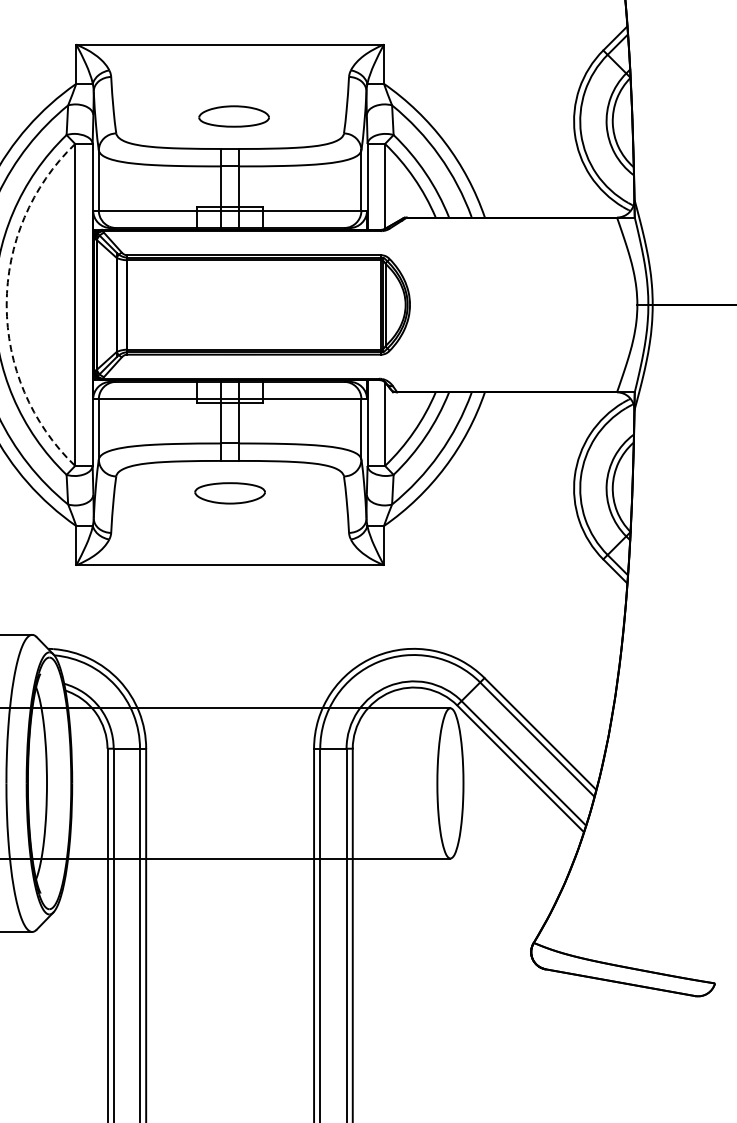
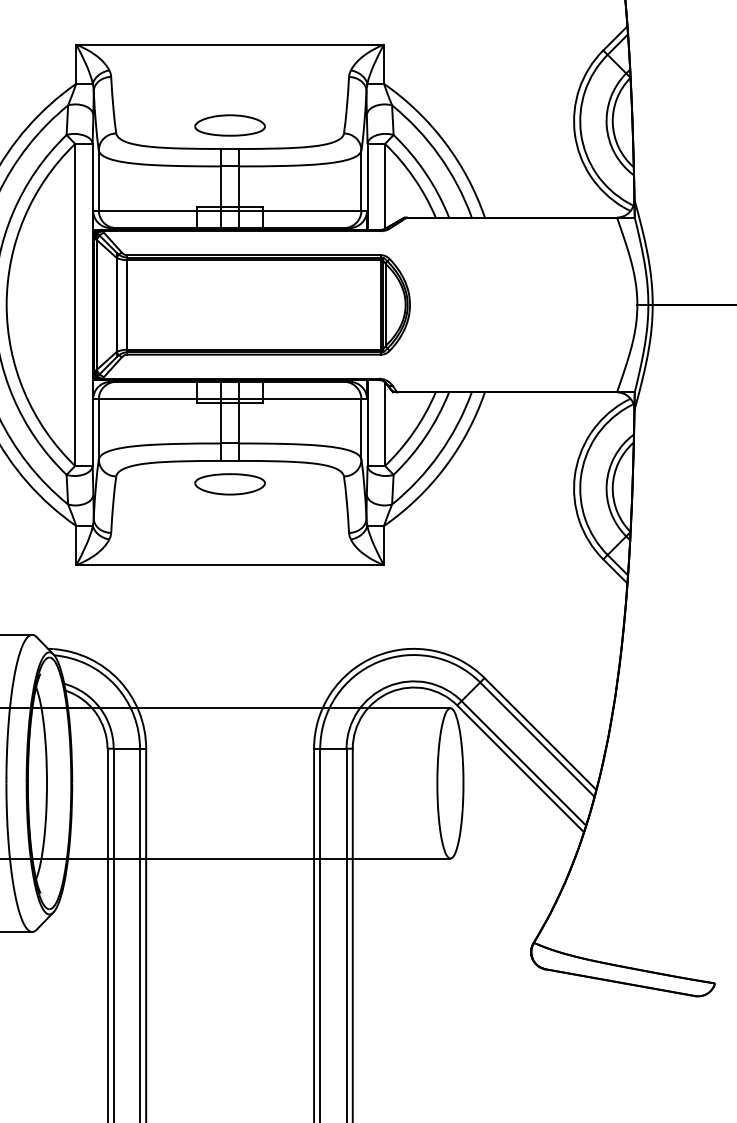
part position: (233, 116) -> (229, 125) (229, 125)
arc: dashed -> solid (6, 304)
part position: (229, 493) -> (229, 484) (229, 484)
